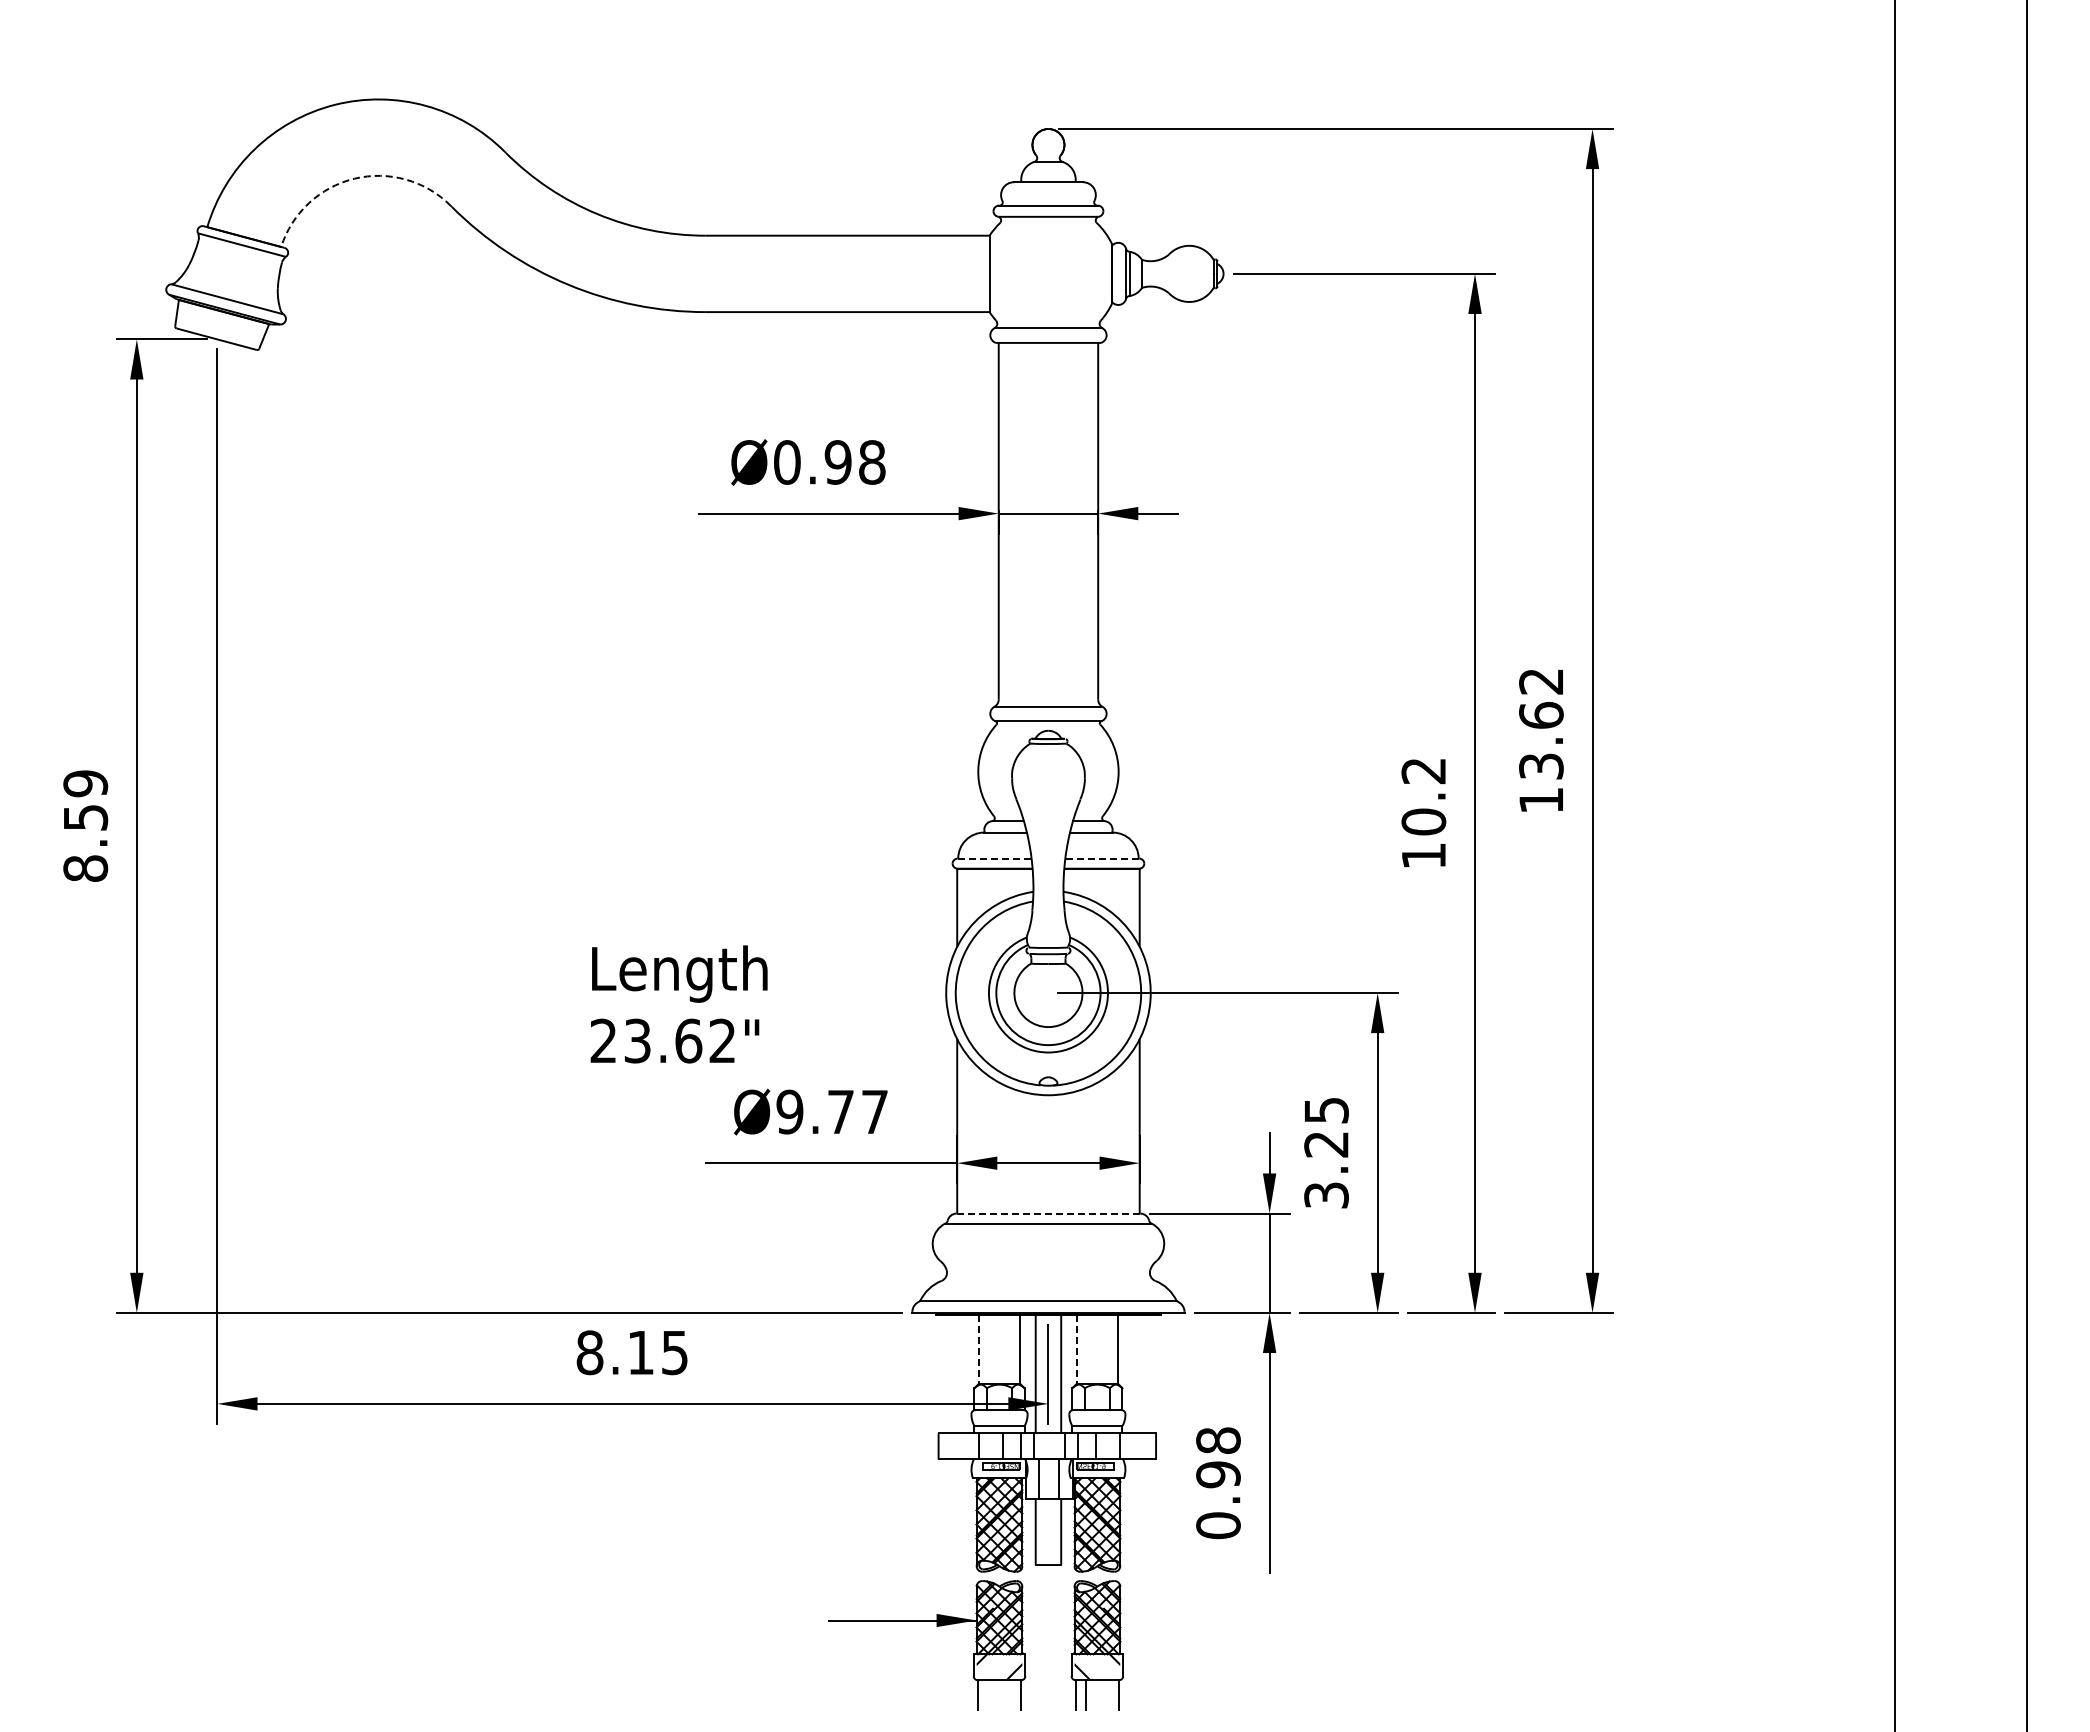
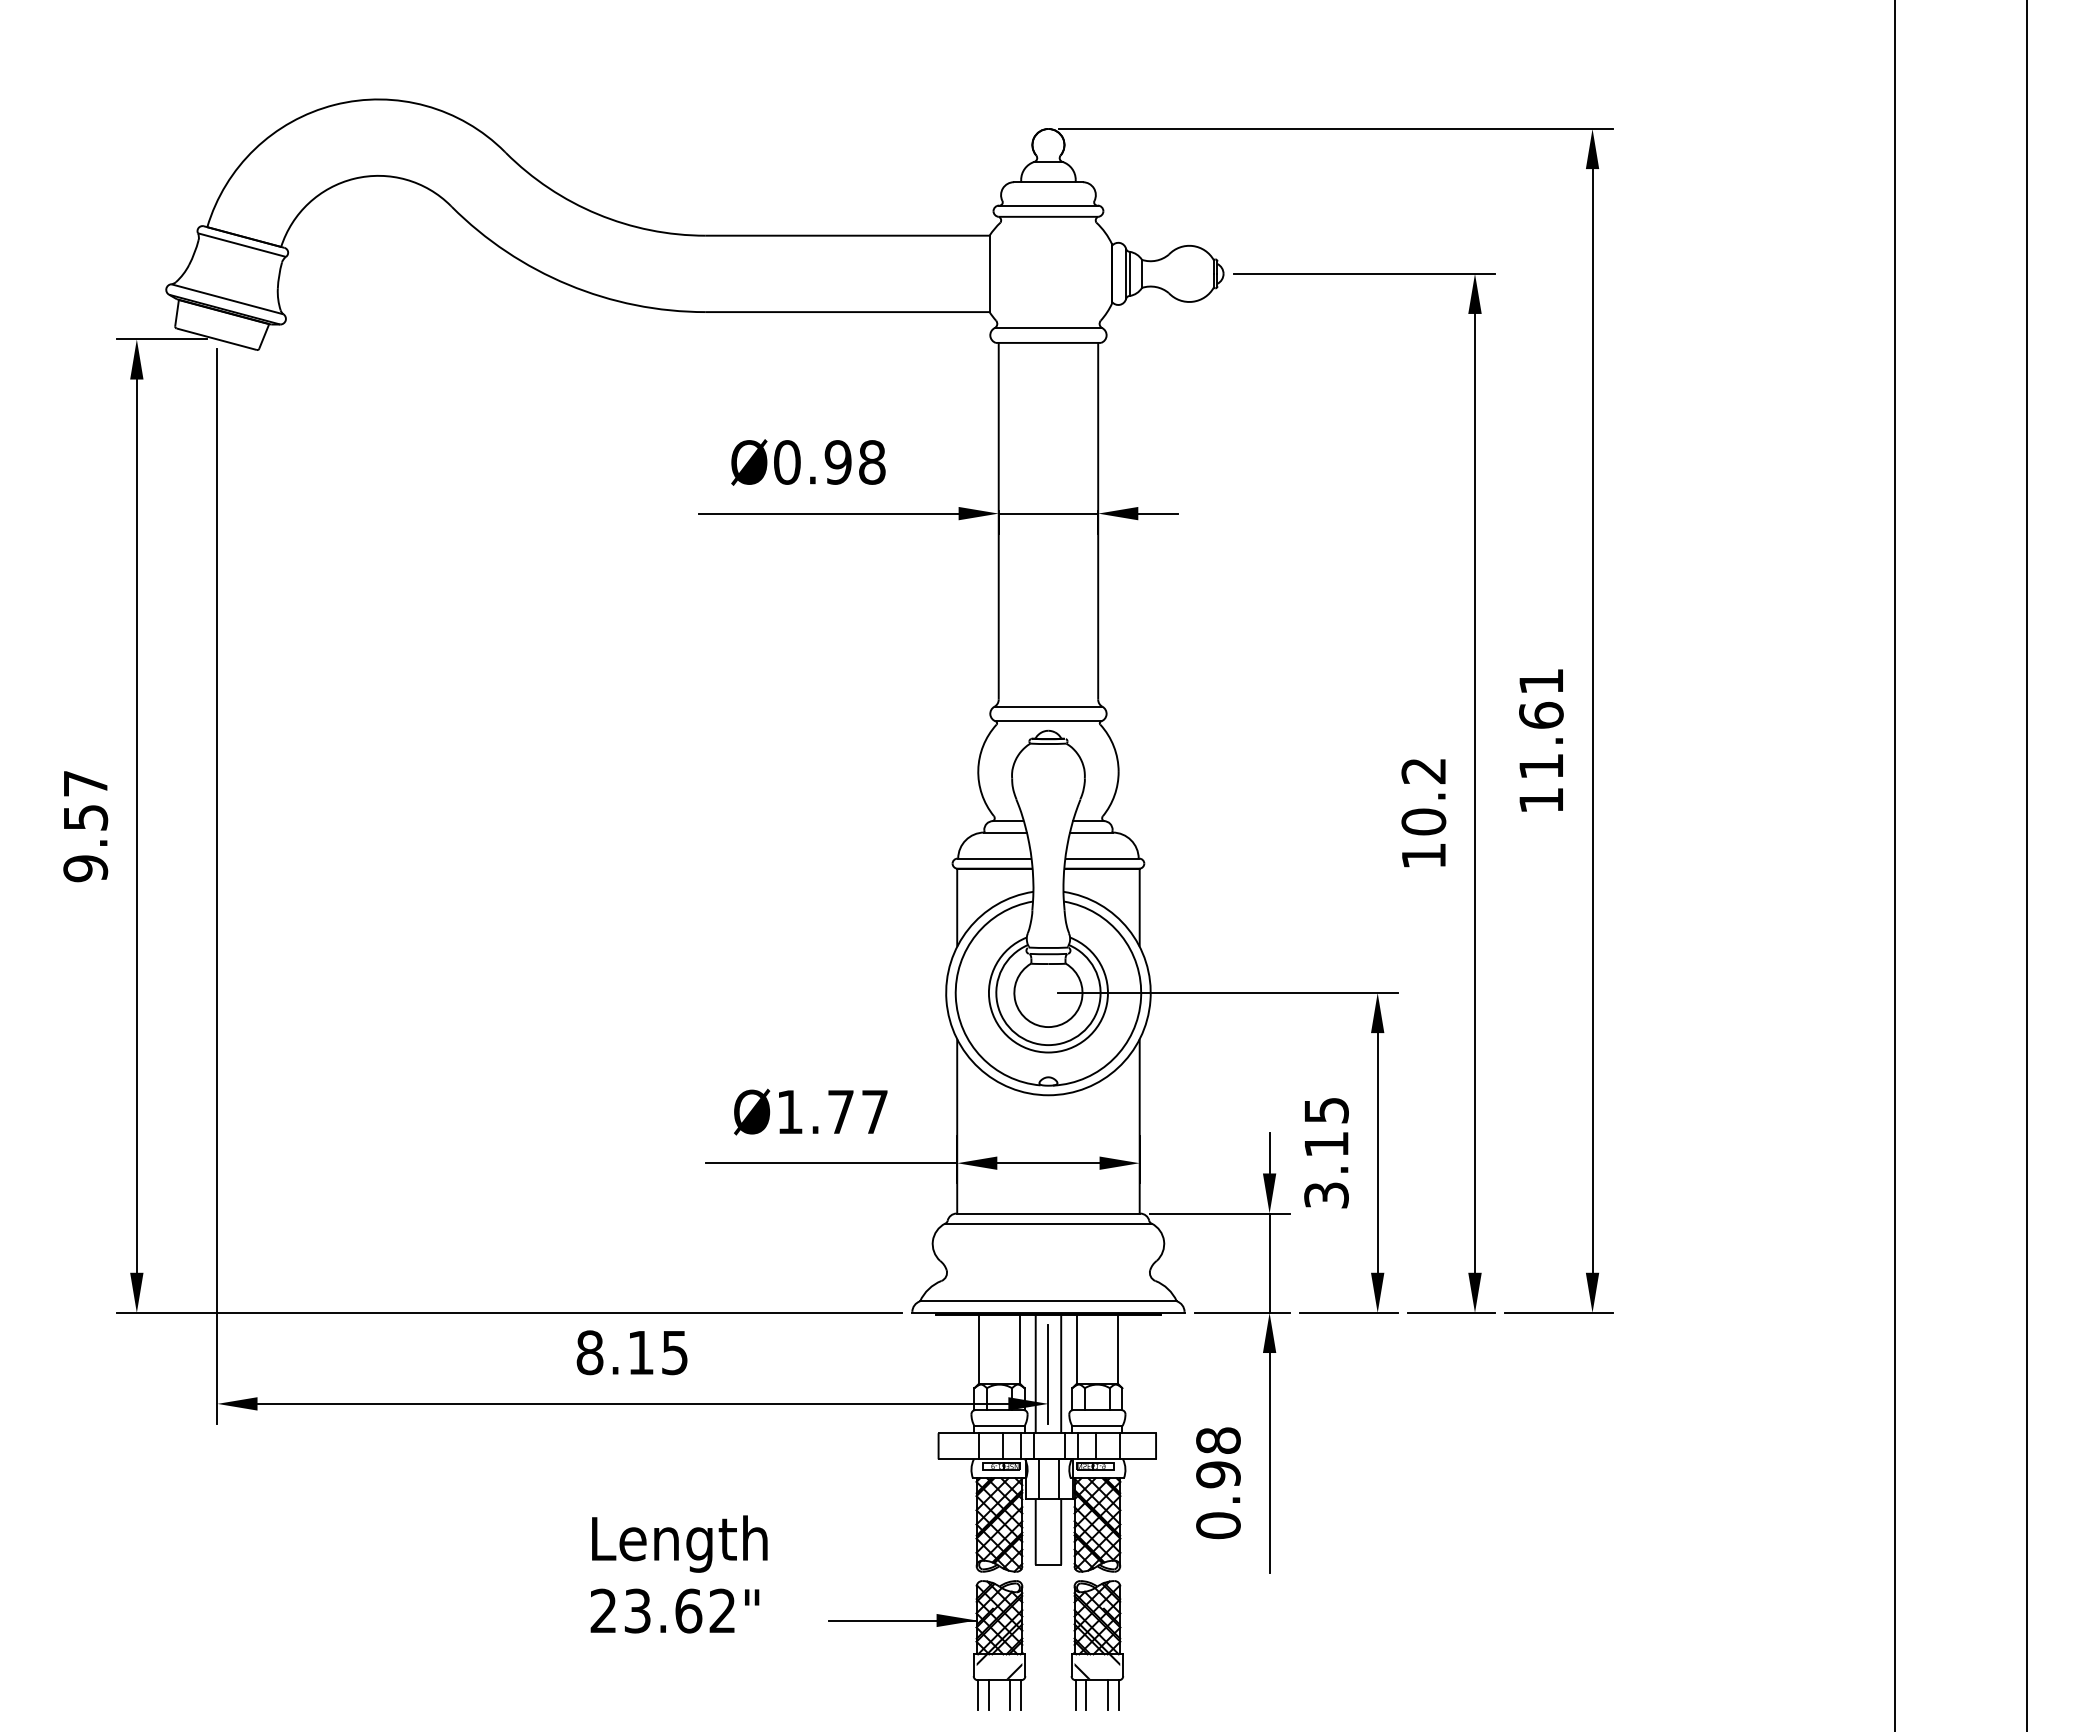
arc: dashed -> solid (354, 178)
text: 13.62 -> 11.61 (1541, 724)
text: 8.59 -> 9.57 (85, 826)
line: dashed -> solid (994, 858)
line: dashed -> solid (1102, 858)
text position: (678, 1004) -> (678, 1574) (678, 1574)
text: Ø9.77 -> Ø1.77 (789, 1111)
text: 3.25 -> 3.15 (1326, 1144)
line: dashed -> solid (1048, 1213)
line: dashed -> solid (978, 1350)
line: dashed -> solid (1076, 1350)
line: none -> present (988, 1694)
line: none -> present (1010, 1694)
line: none -> present (1108, 1694)
